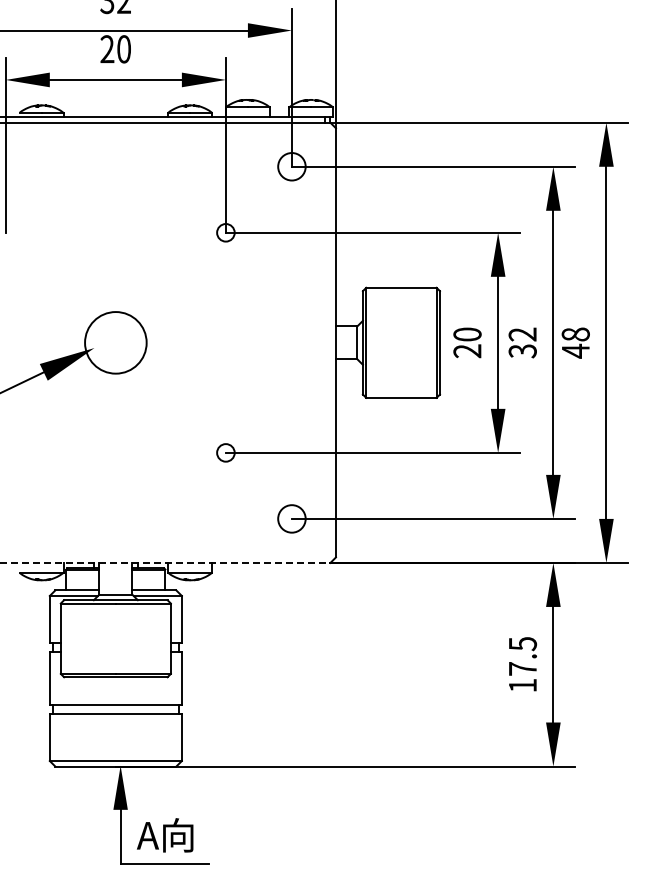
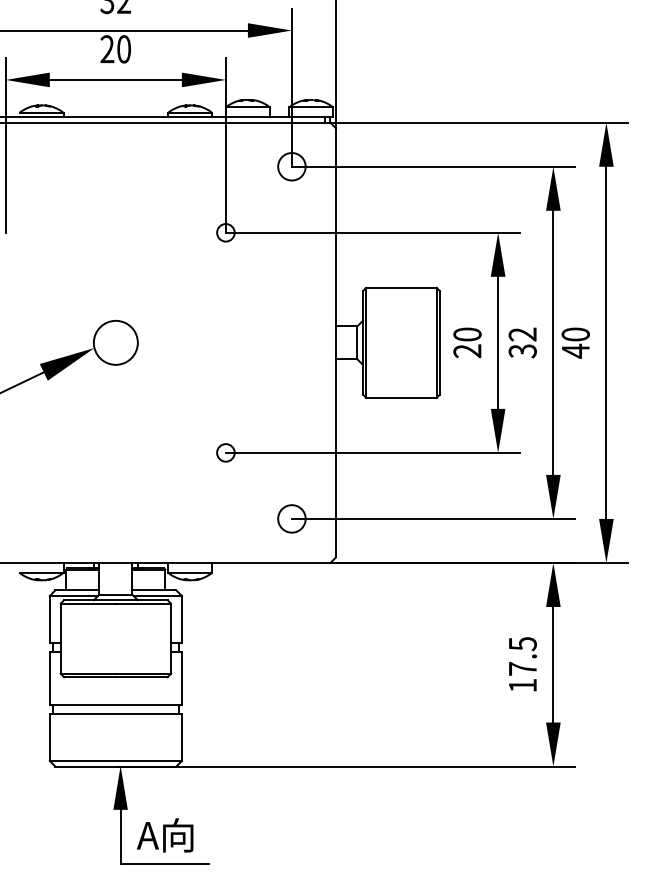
text: 48 -> 40 (575, 334)
circle diameter: 62 px -> 44 px (115, 342)
line: dashed -> solid (165, 562)
